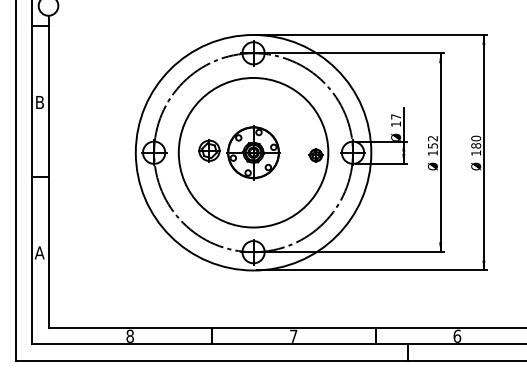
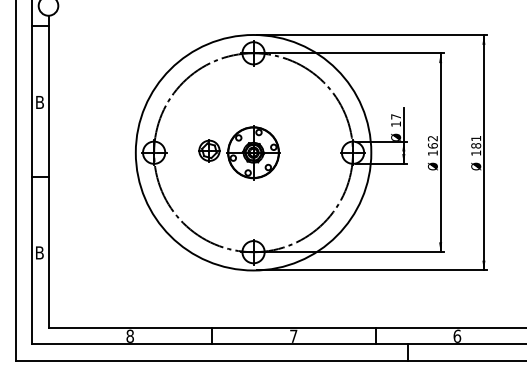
text: 180 -> 181 (476, 138)
text: 152 -> 162 (432, 145)
part: present -> none (253, 152)
text: A -> B (39, 252)
